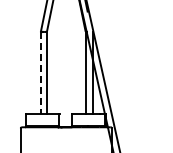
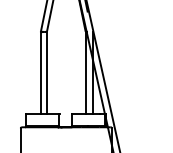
line: dashed -> solid (40, 73)
